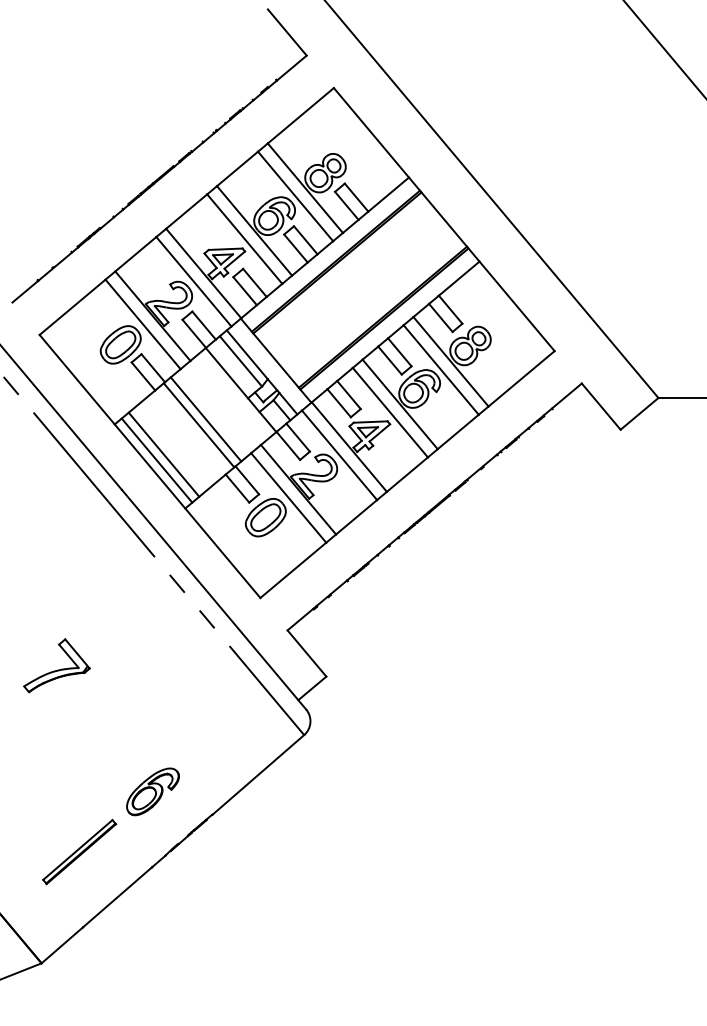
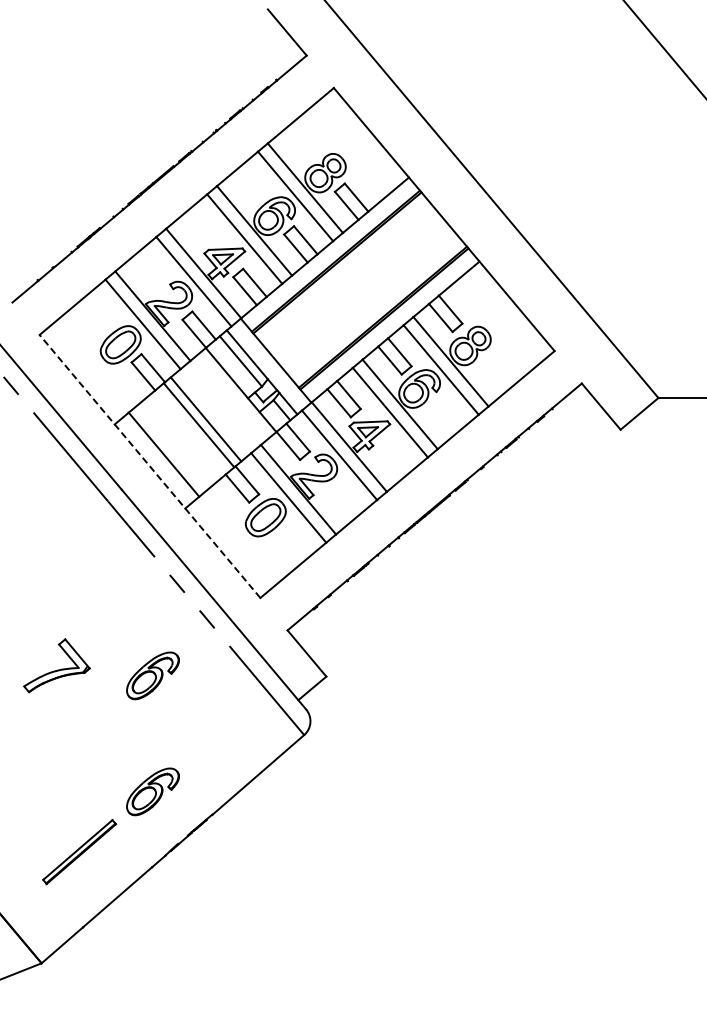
line: present -> none (156, 460)
line: solid -> dashed (150, 466)
part: none -> present (152, 675)
